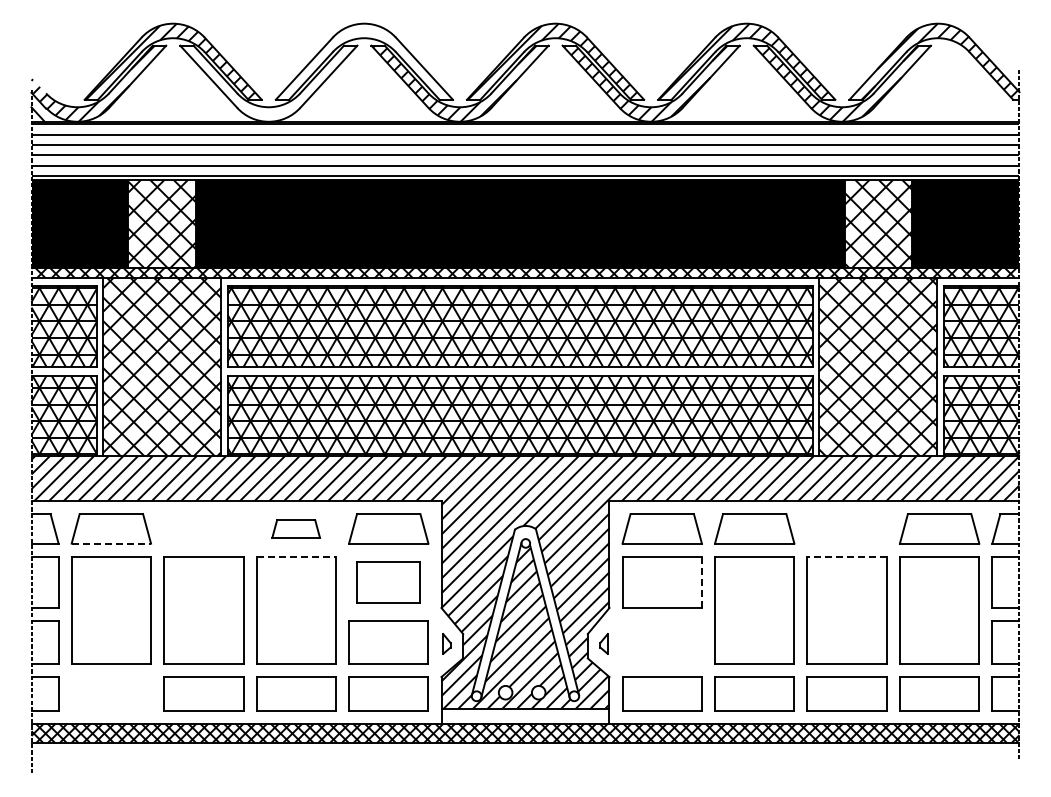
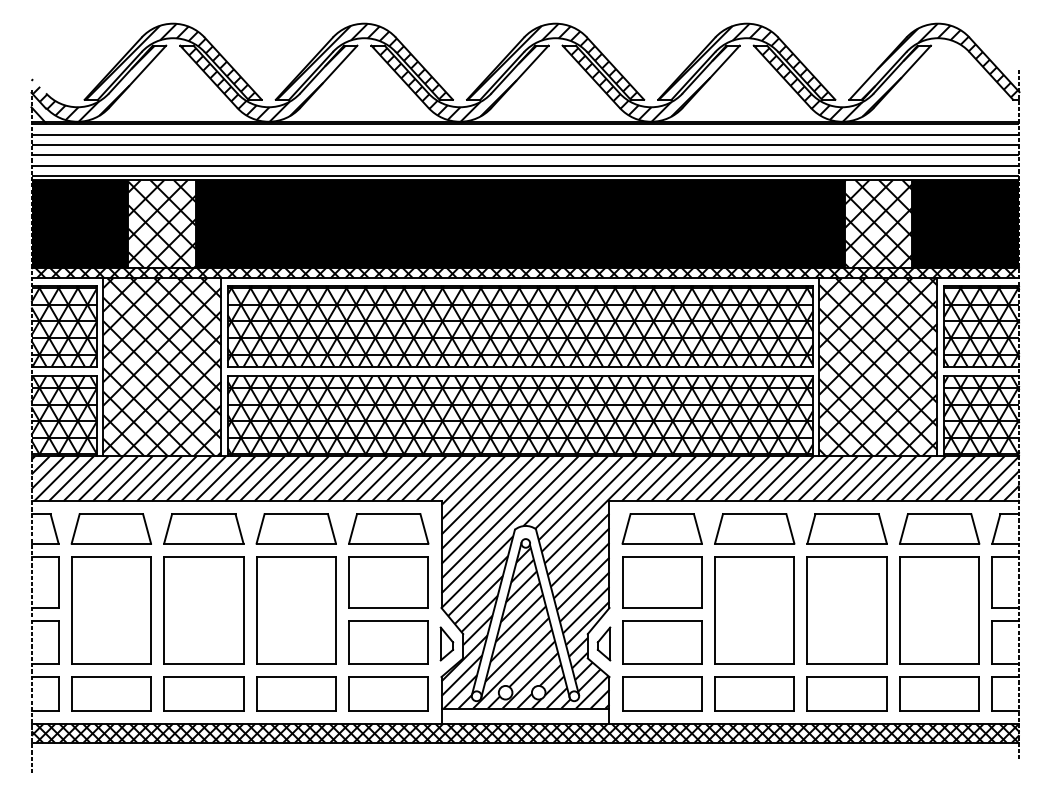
hatch: none -> present (361, 61)
hatch: none -> present (263, 83)
part: none -> present (203, 528)
part size: 50x20 px -> 82x32 px (295, 528)
part: none -> present (846, 528)
line: dashed -> solid (111, 543)
line: dashed -> solid (296, 556)
line: dashed -> solid (847, 556)
part size: 65x43 px -> 81x53 px (388, 582)
line: dashed -> solid (701, 582)
part: none -> present (662, 642)
part size: 10x22 px -> 16x36 px (446, 643)
part size: 10x22 px -> 16x36 px (603, 643)
part: none -> present (111, 693)
